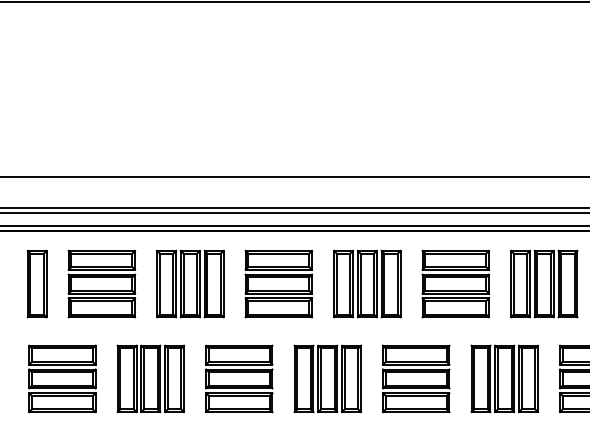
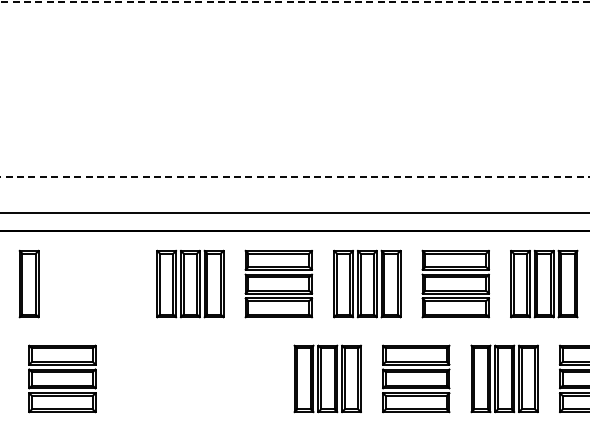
line: solid -> dashed (294, 2)
line: solid -> dashed (295, 177)
line: present -> none (294, 208)
line: present -> none (294, 225)
part position: (36, 283) -> (28, 283) (28, 283)
part: present -> none (101, 283)
part: present -> none (150, 378)
part: present -> none (239, 378)
